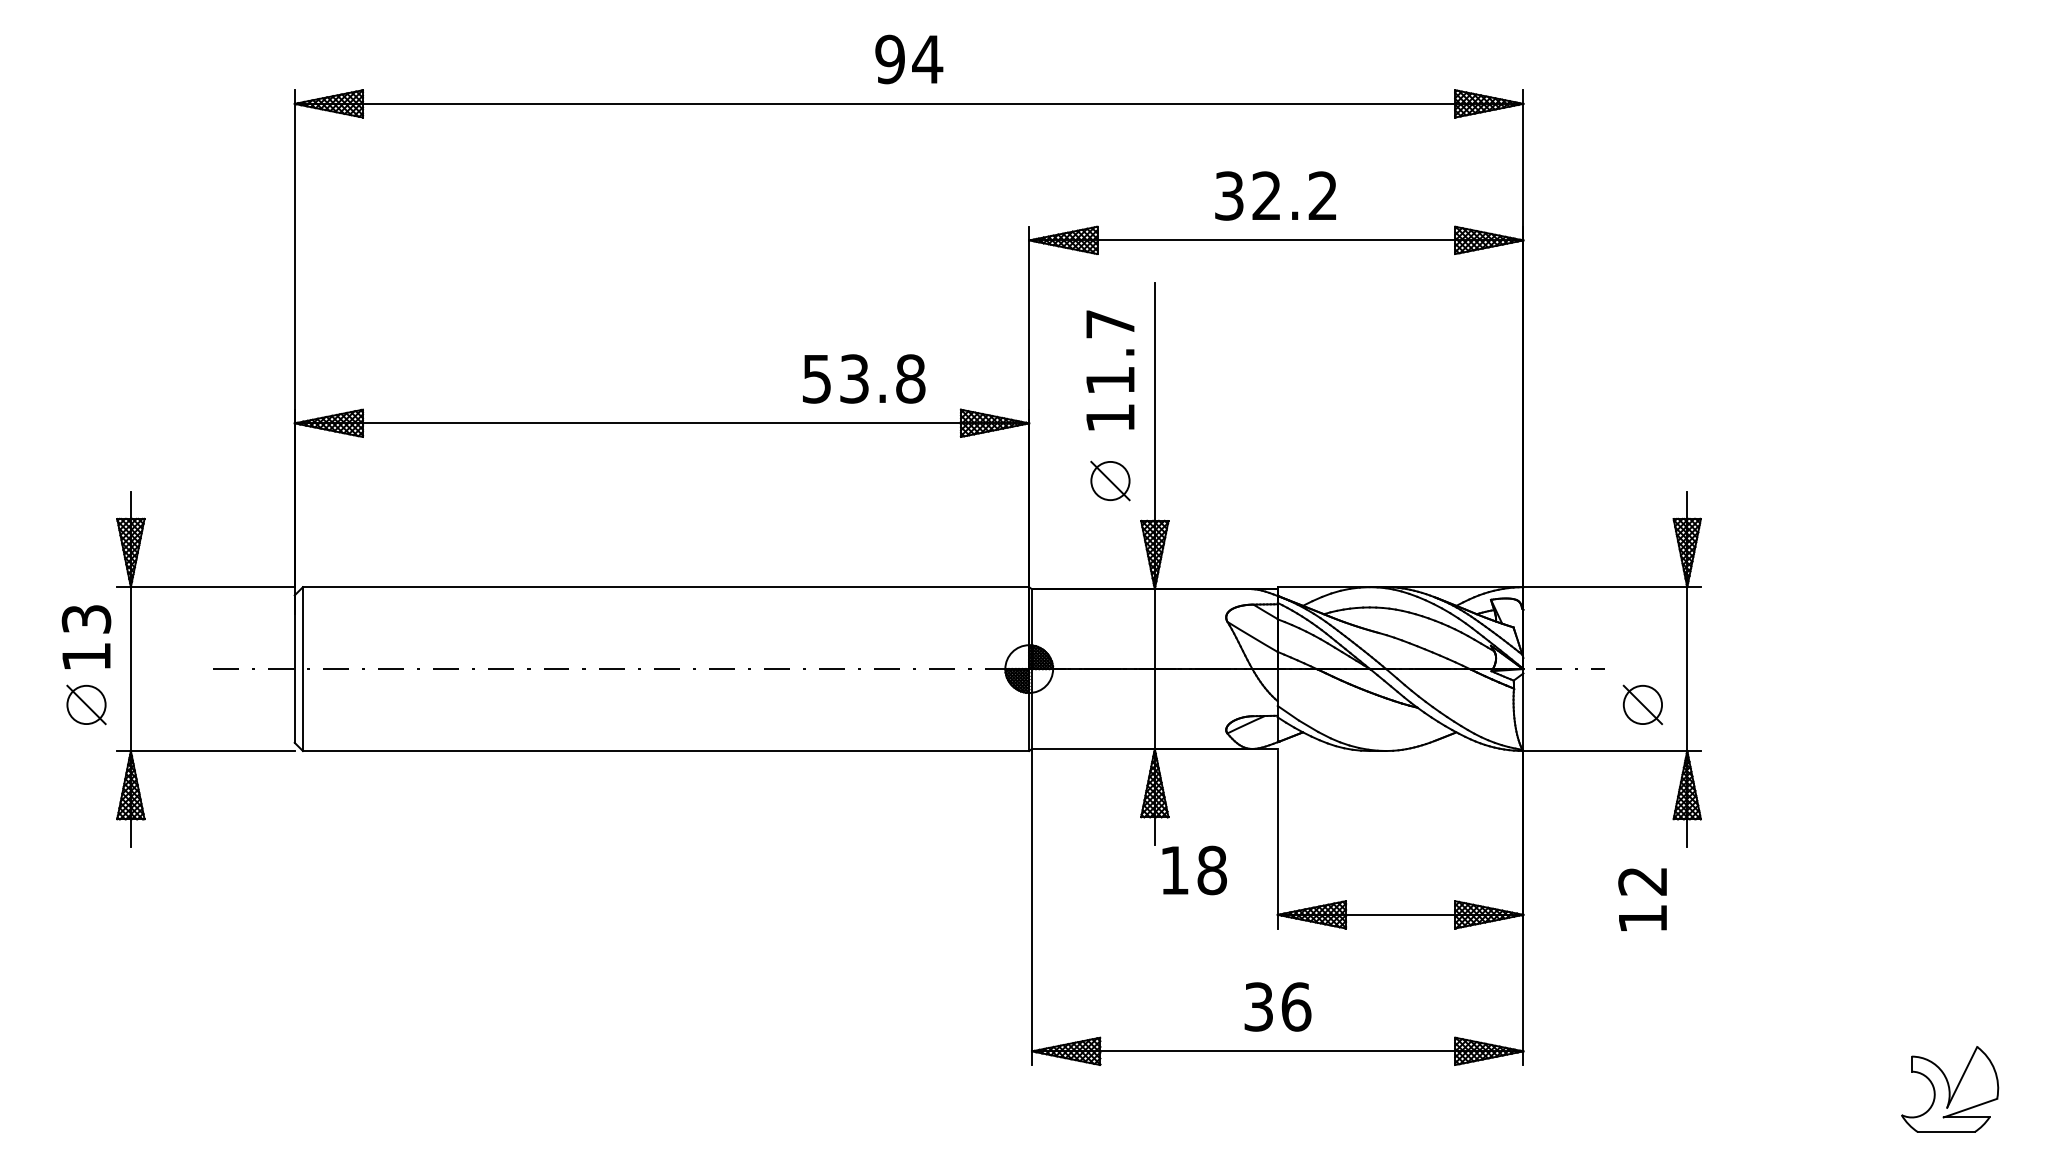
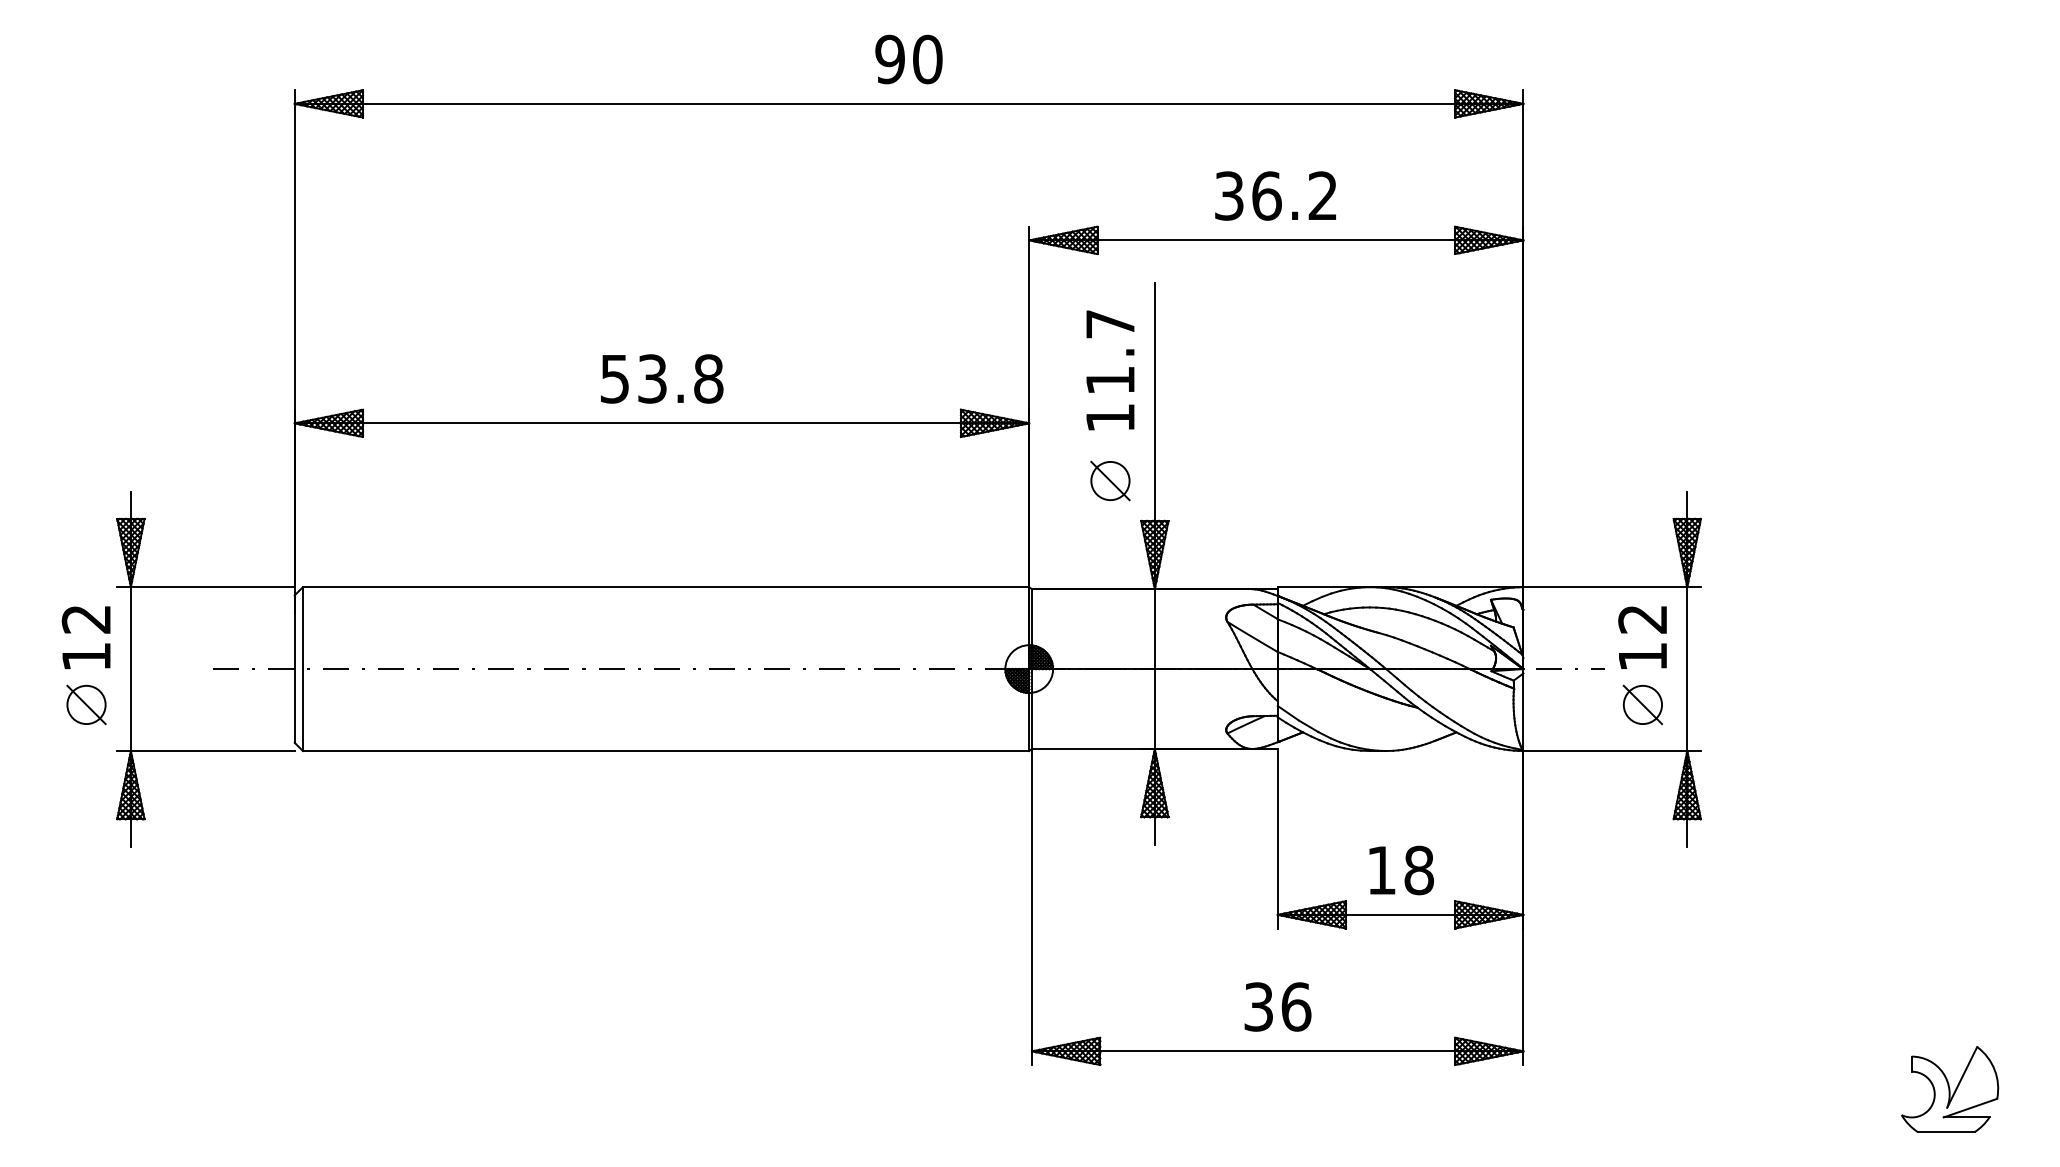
text: 94 -> 90 (927, 59)
text: 32.2 -> 36.2 (1266, 195)
text position: (864, 378) -> (662, 378) (662, 378)
text: 13 -> 12 (86, 619)
text position: (1194, 870) -> (1401, 870) (1401, 870)
text position: (1642, 899) -> (1642, 637) (1642, 637)
